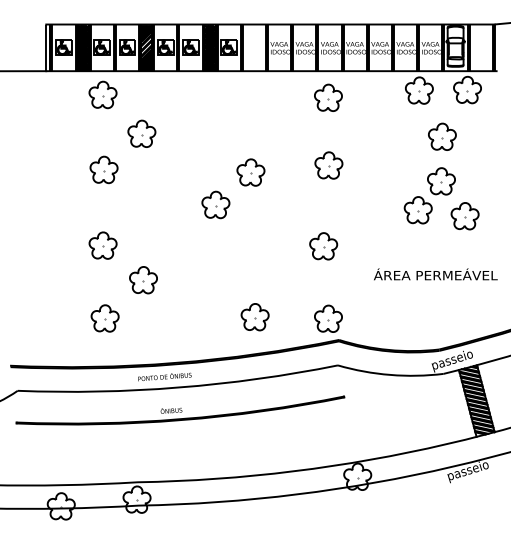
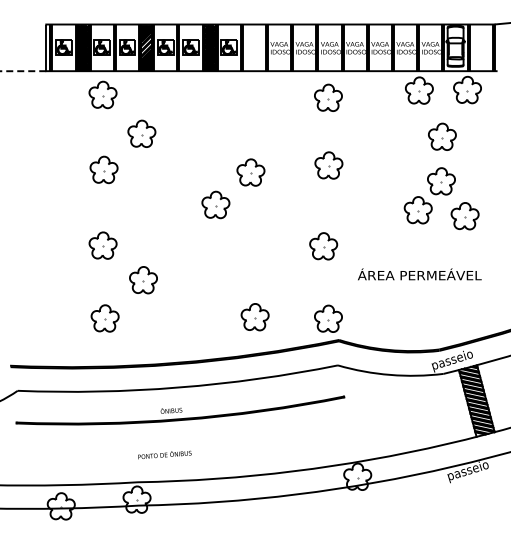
line: solid -> dashed (23, 71)
text position: (435, 274) -> (419, 274) (419, 274)
text position: (164, 376) -> (164, 454) (164, 454)
